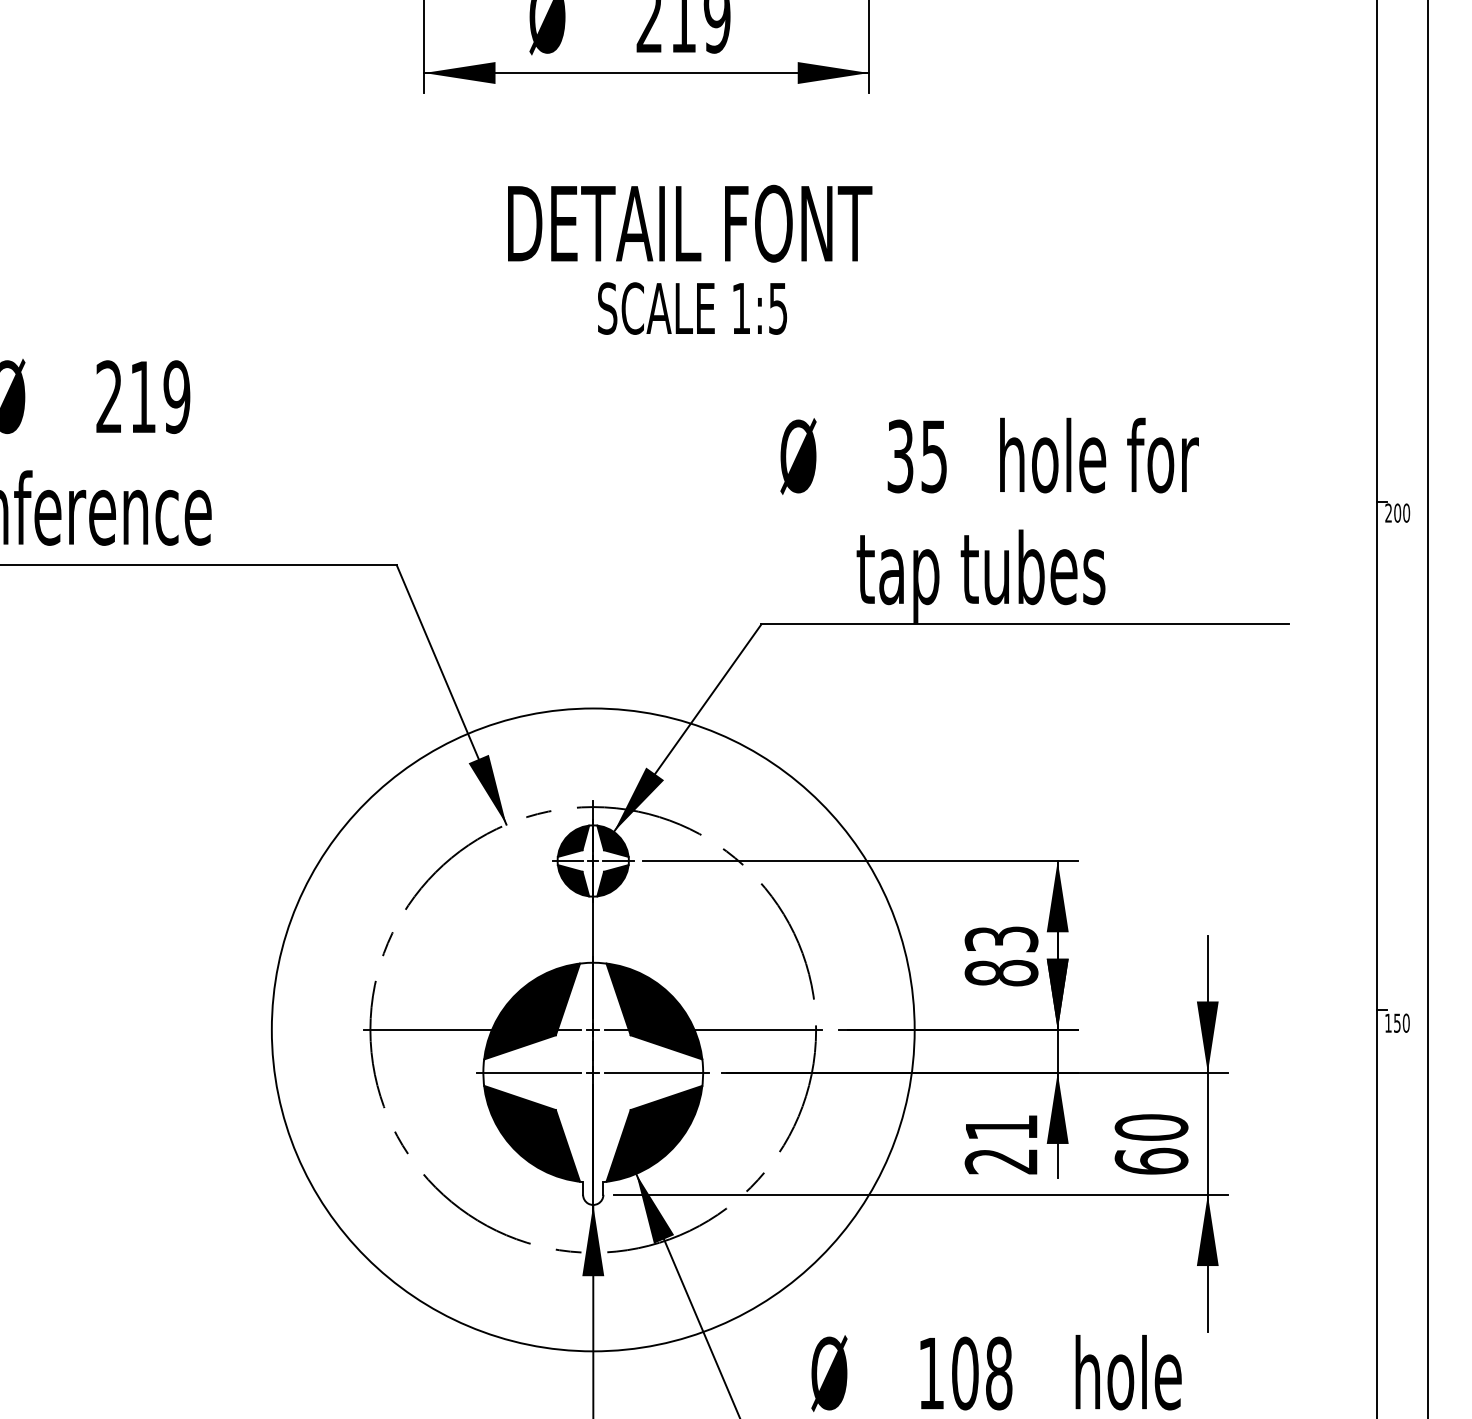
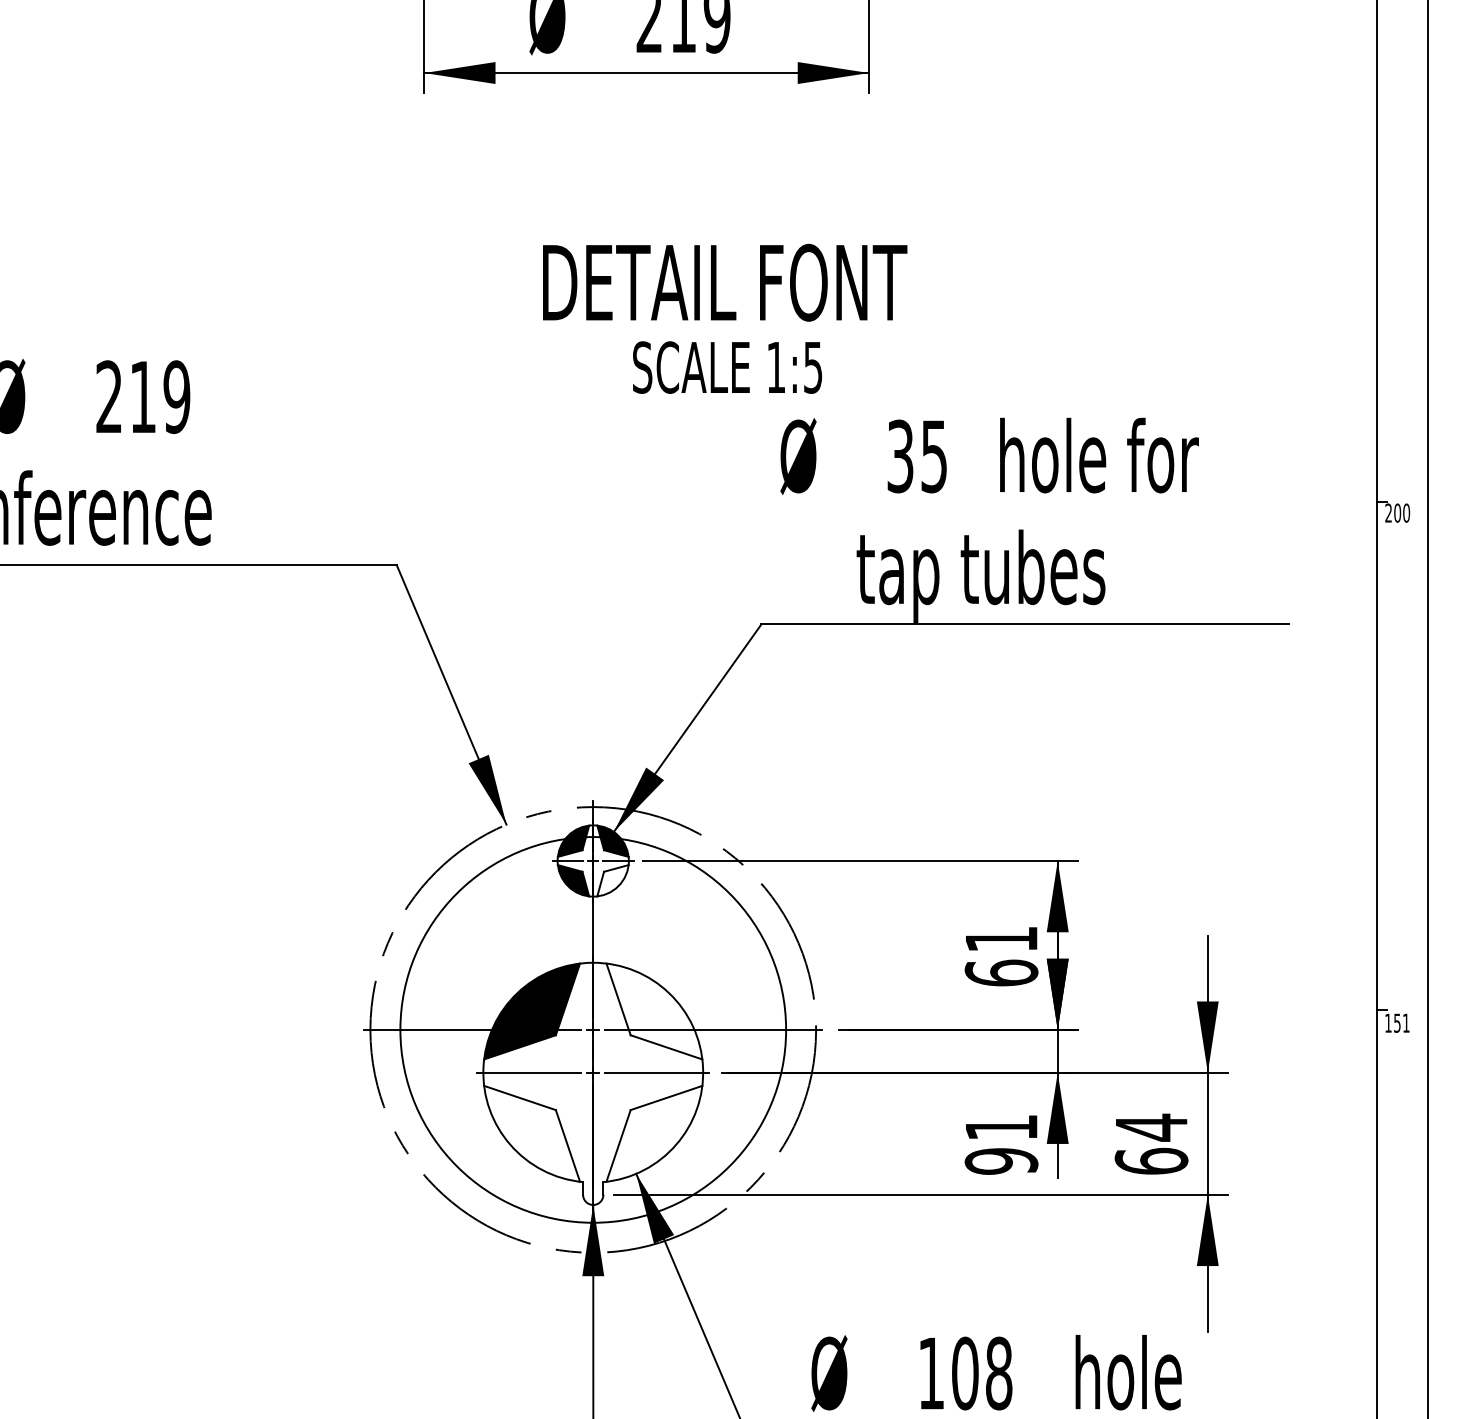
text position: (690, 259) -> (725, 318) (725, 318)
fill: present -> none (612, 880)
text: 83 -> 61 (1001, 956)
fill: present -> none (654, 1011)
text: 150 -> 151 (1405, 1022)
circle diameter: 643 px -> 386 px (593, 1029)
text: 60 -> 64 (1151, 1127)
fill: present -> none (532, 1133)
fill: present -> none (654, 1133)
text: 21 -> 91 (1001, 1161)
